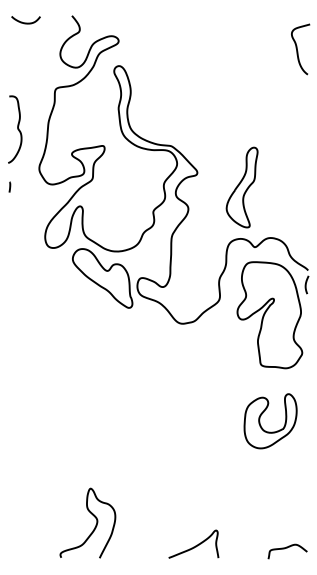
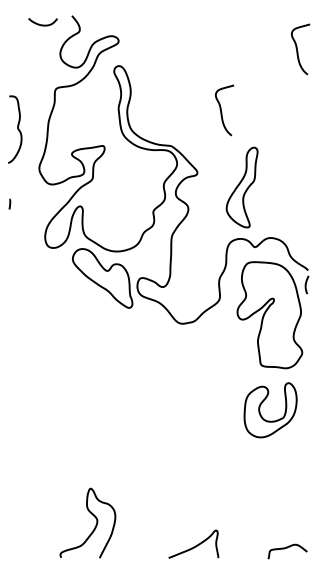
curve position: (25, 22) -> (42, 24) (42, 24)
curve: none -> present (222, 112)
part position: (9, 186) -> (9, 203) (9, 203)
part position: (261, 425) -> (261, 414) (261, 414)
